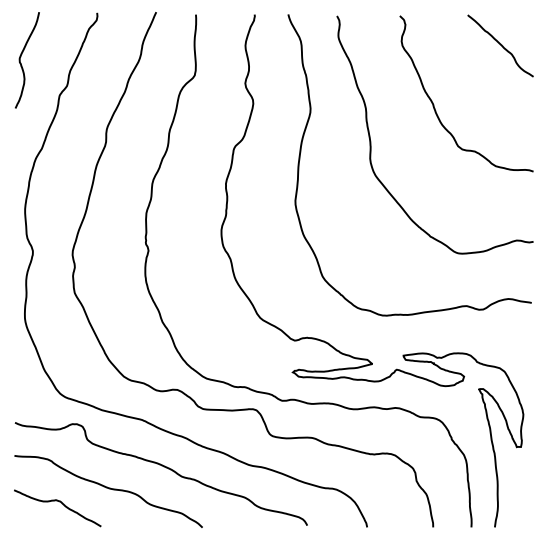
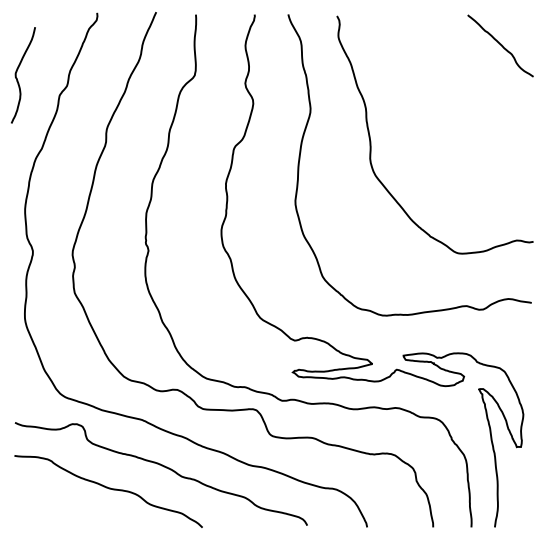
curve position: (21, 63) -> (17, 78) (17, 78)
curve: present -> none (434, 104)
curve: present -> none (59, 502)
